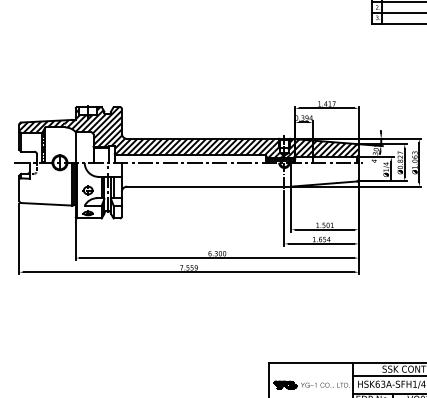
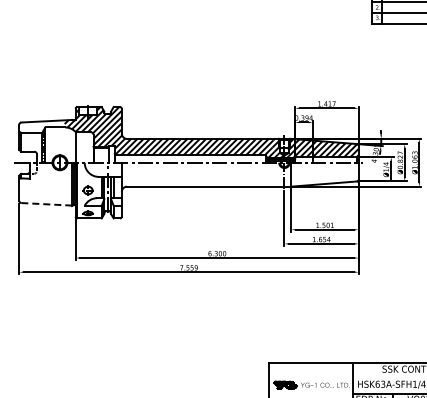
hatch: present -> none (41, 126)
line: solid -> dashed (46, 204)
line: present -> none (388, 375)
